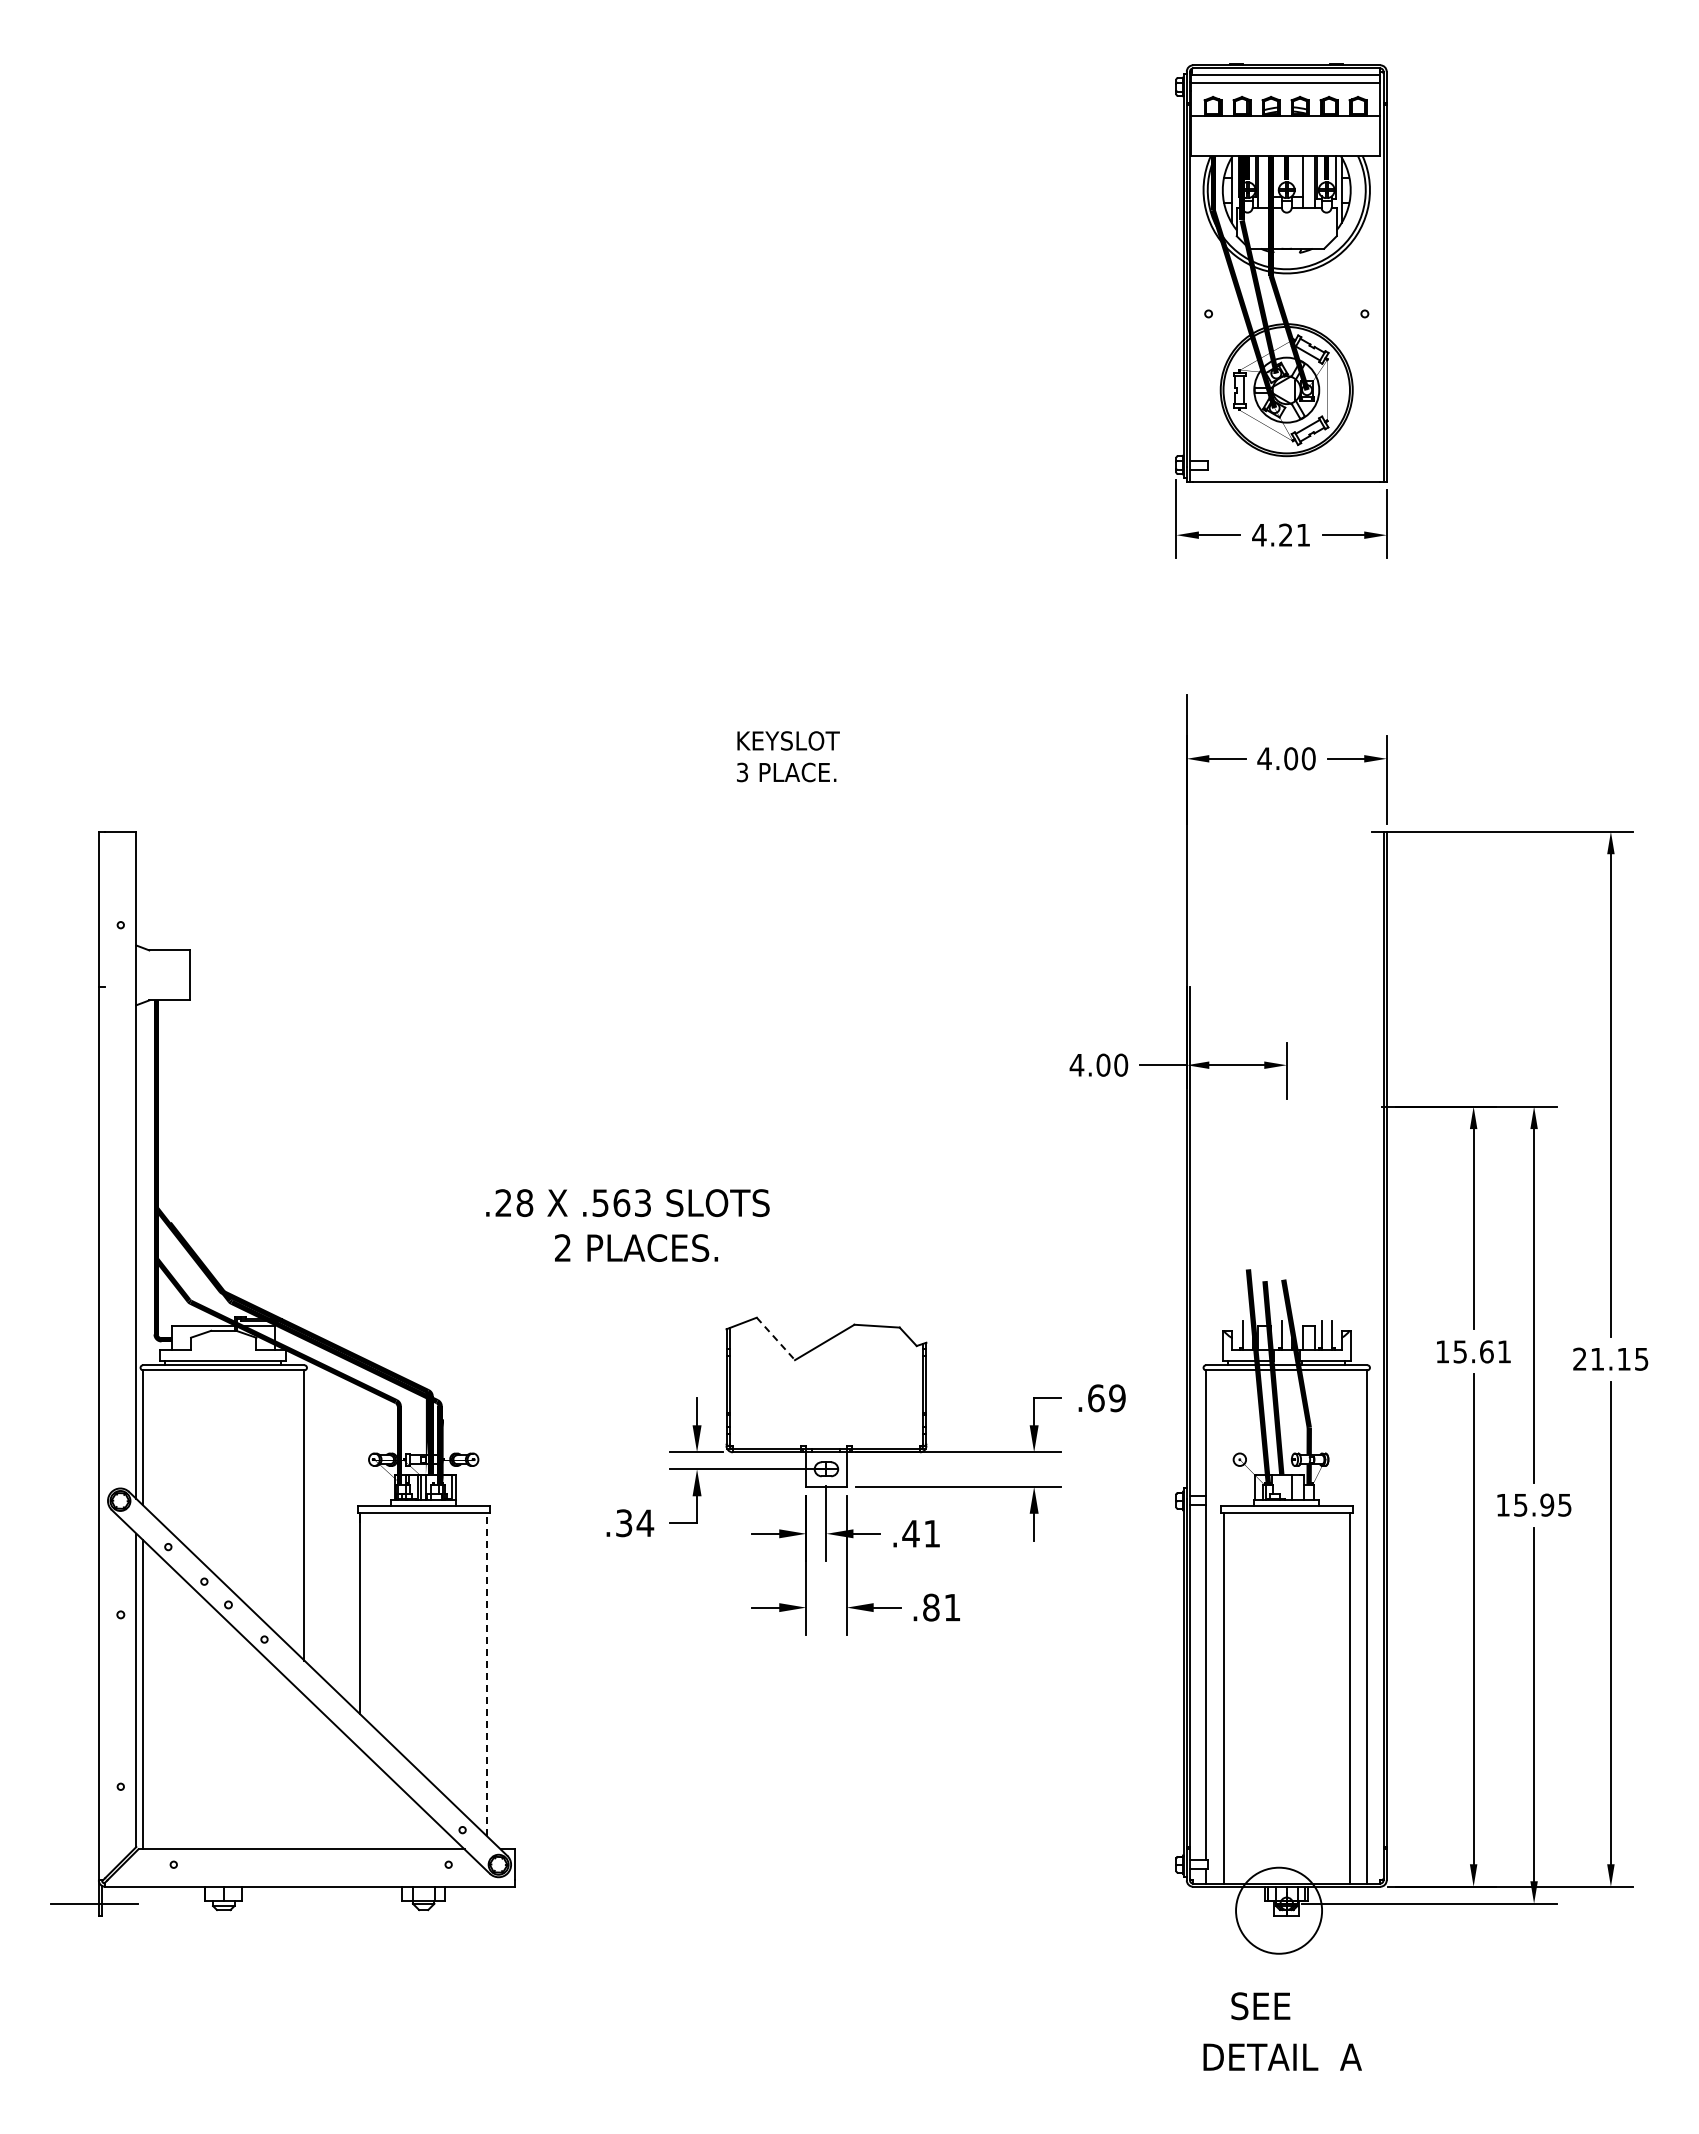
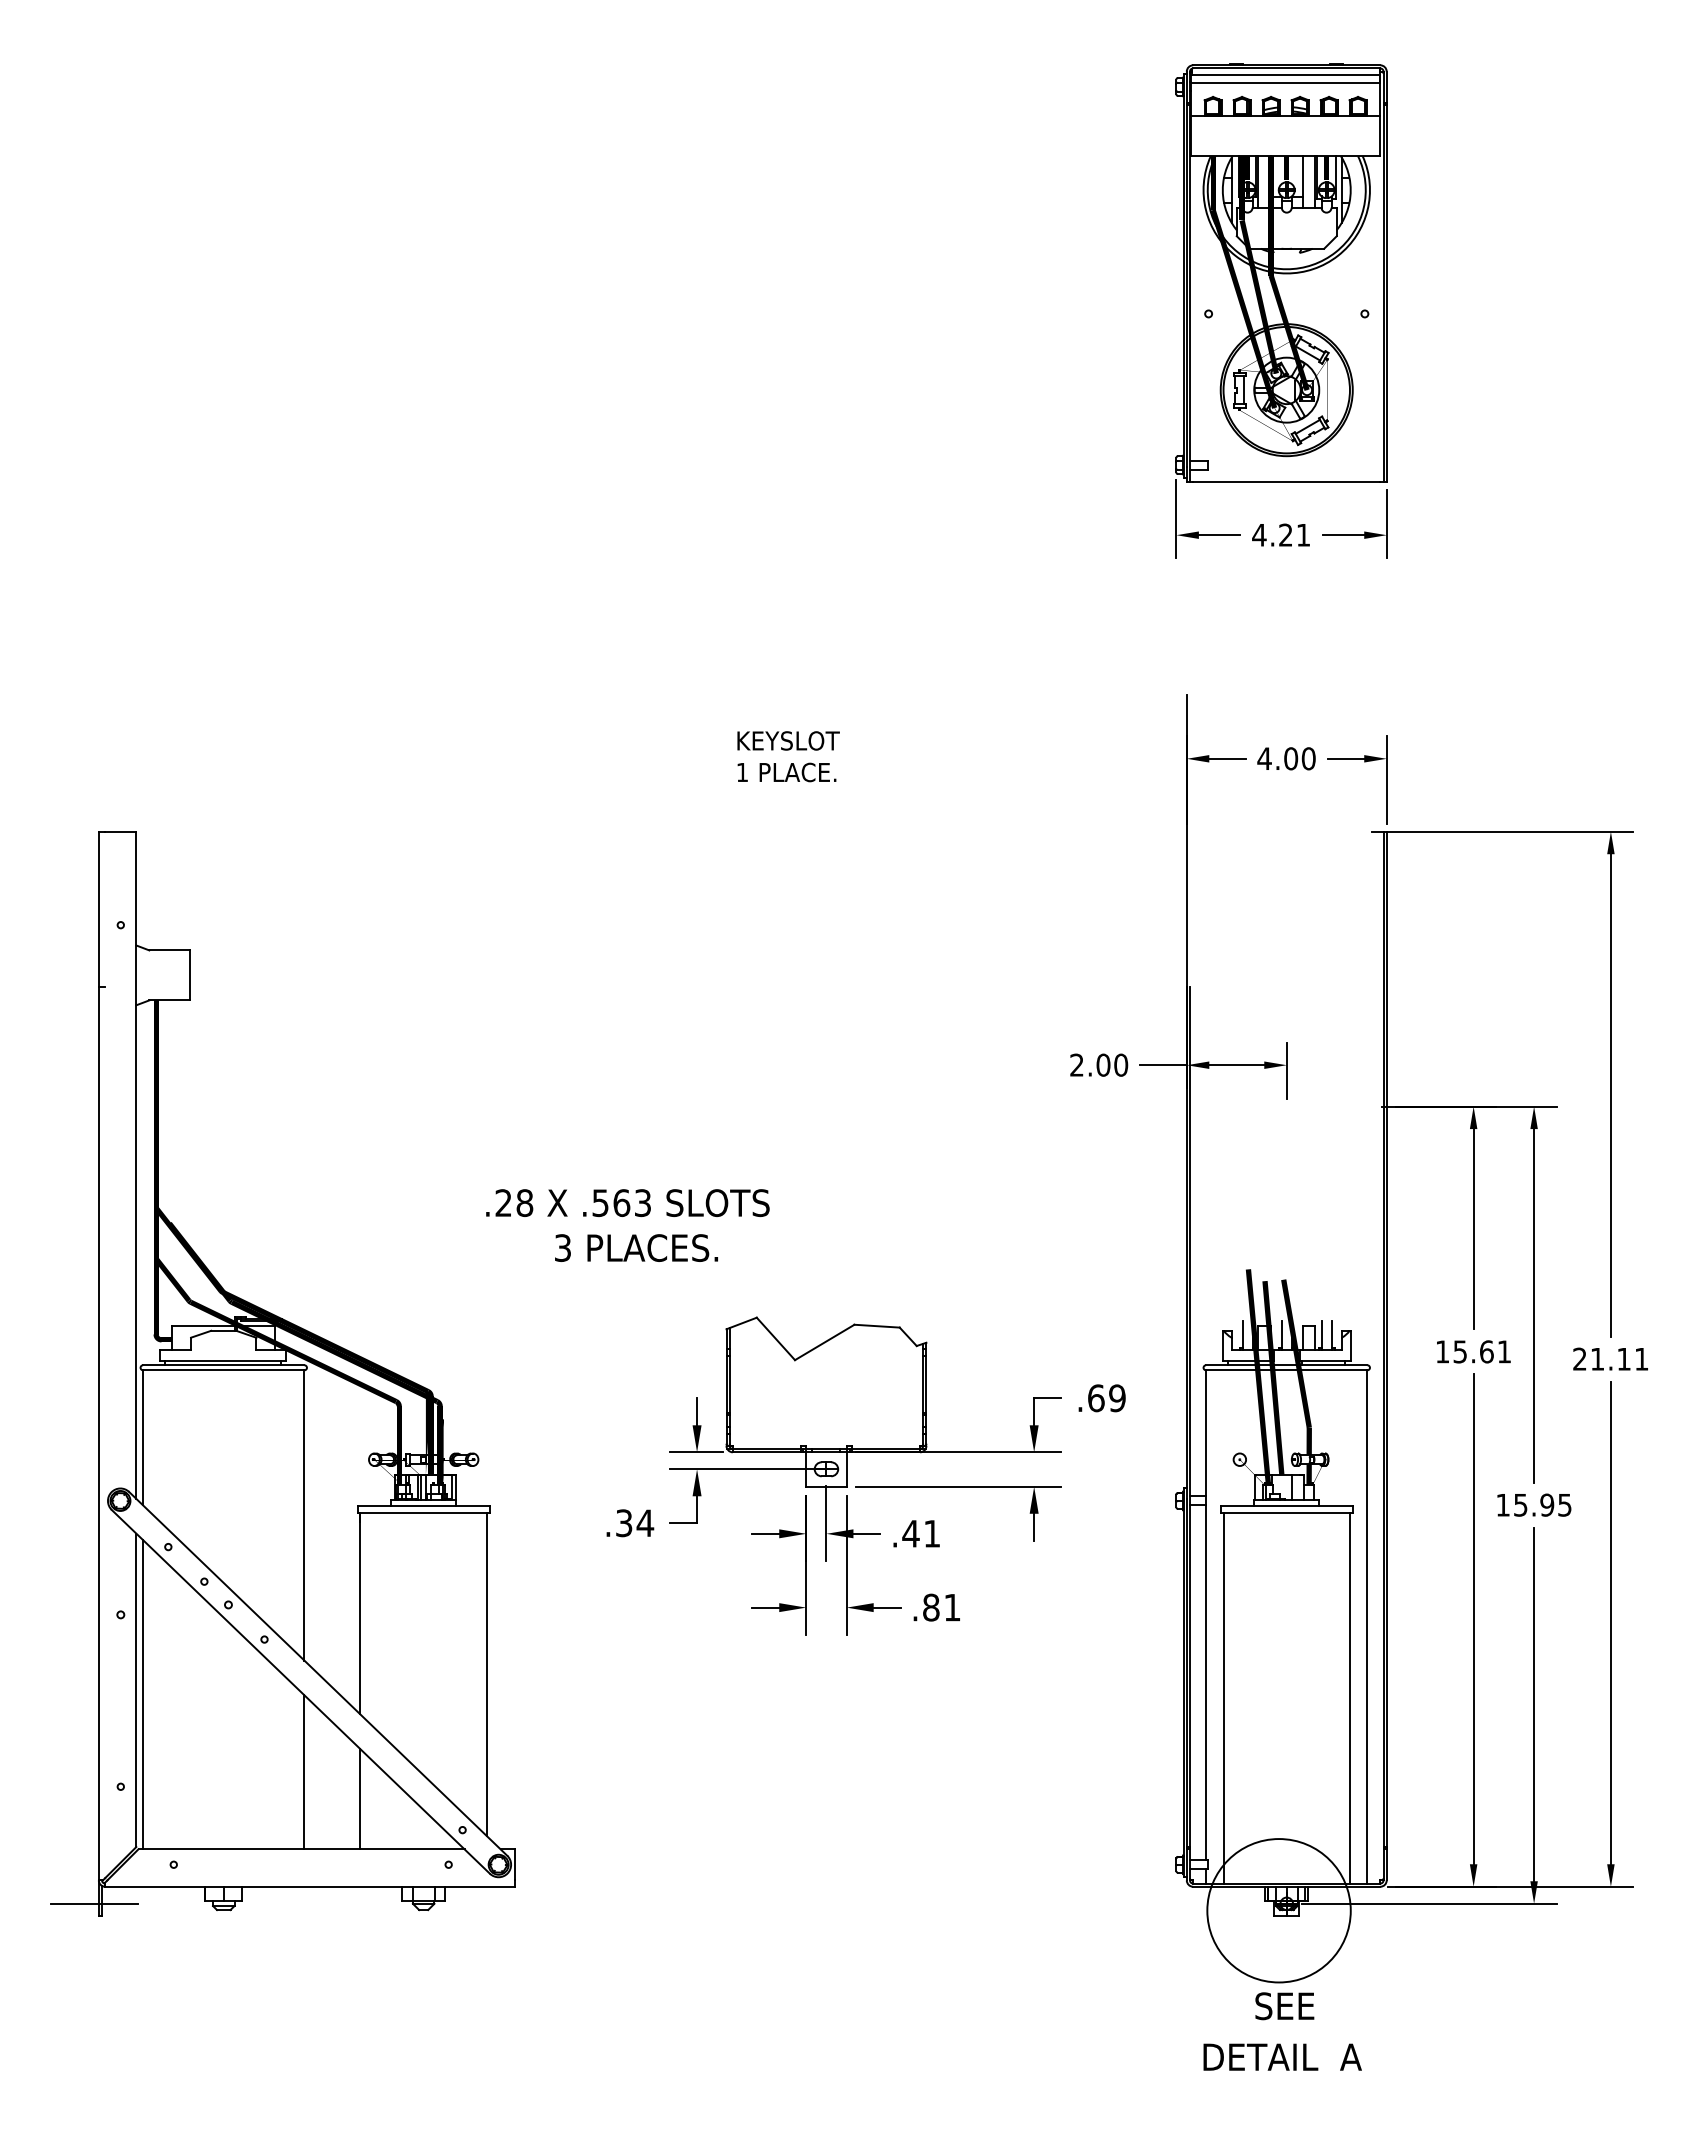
text: 3 -> 1 (742, 772)
text: 4.00 -> 2.00 (1076, 1064)
text: 2 -> 3 (562, 1248)
line: dashed -> solid (775, 1338)
text: 21.15 -> 21.11 (1641, 1359)
line: dashed -> solid (486, 1674)
line: none -> present (304, 1772)
line: none -> present (360, 1799)
circle diameter: 86 px -> 143 px (1278, 1910)
text position: (1260, 2006) -> (1284, 2006) (1284, 2006)
